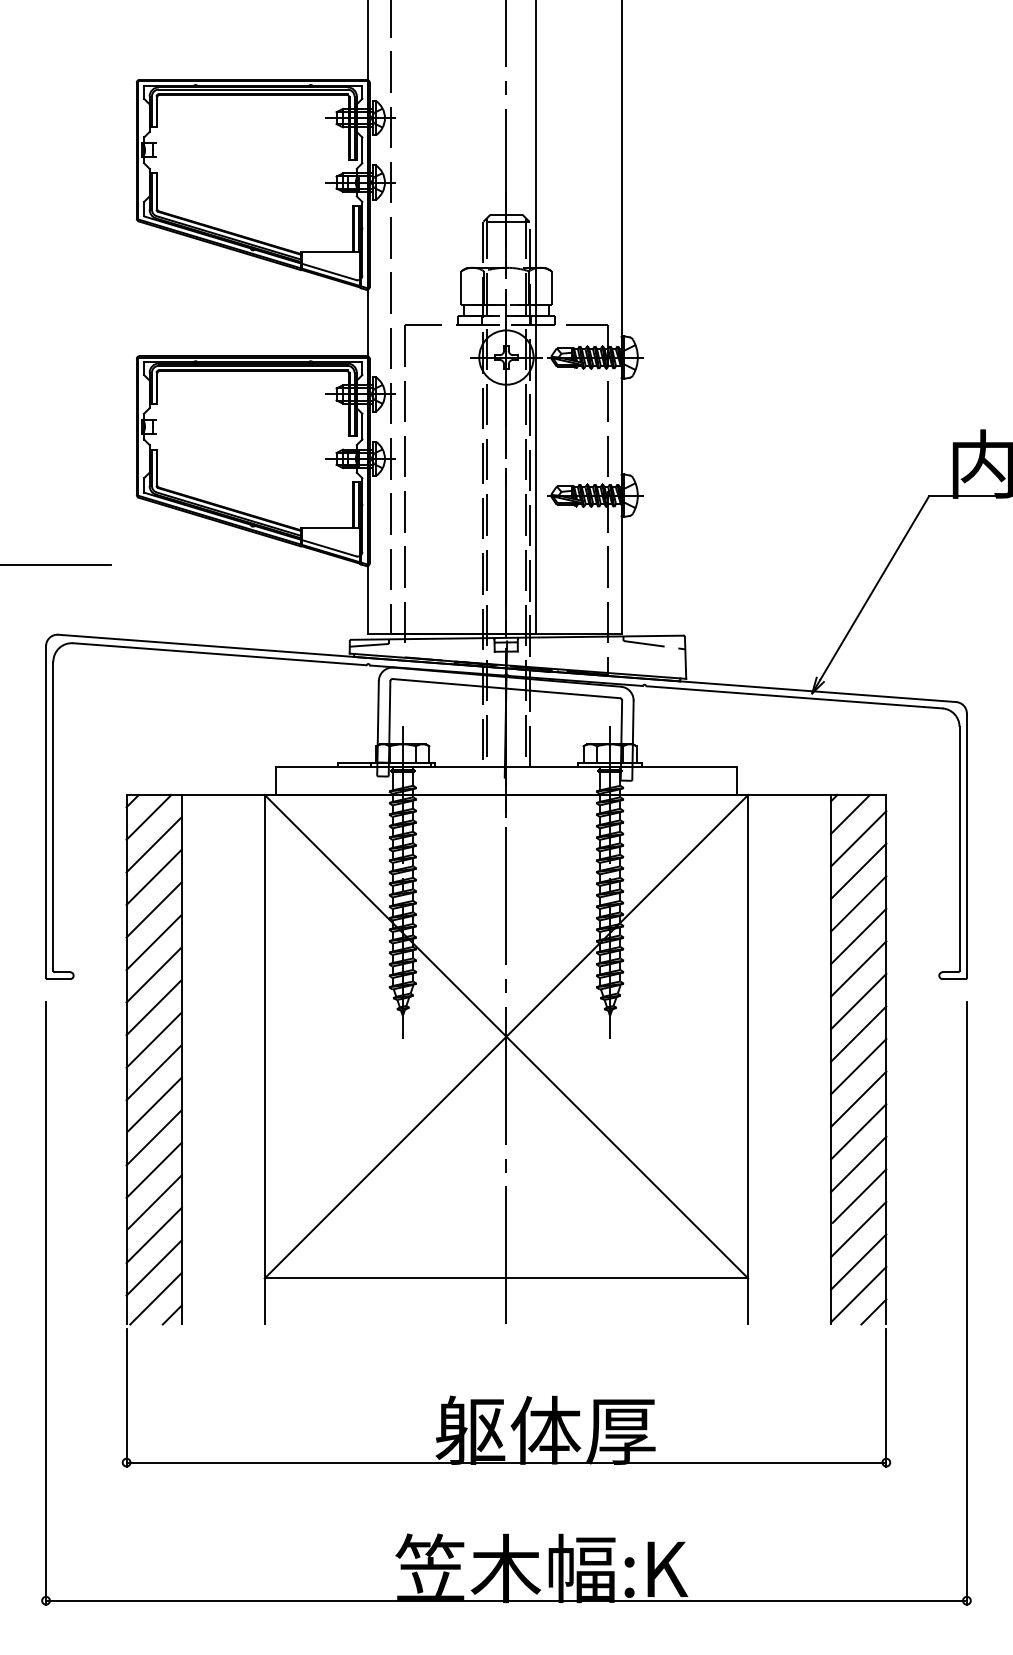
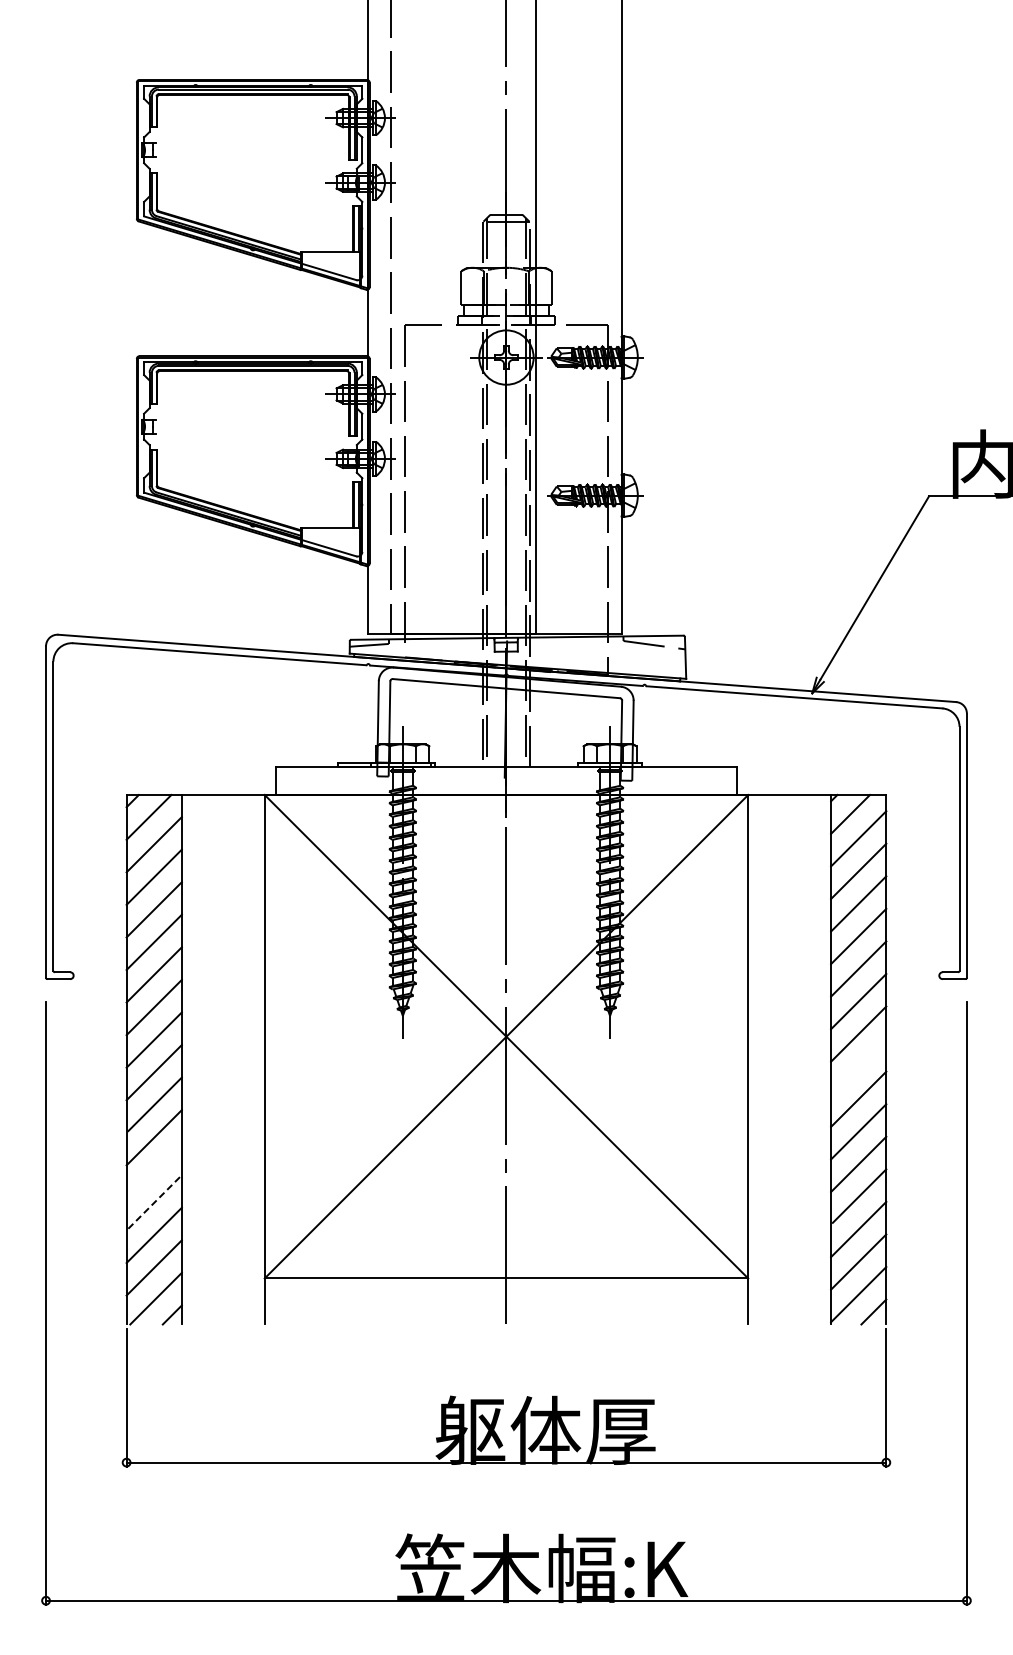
line: present -> none (56, 564)
line: present -> none (858, 1066)
line: present -> none (153, 1169)
line: solid -> dashed (155, 1201)
